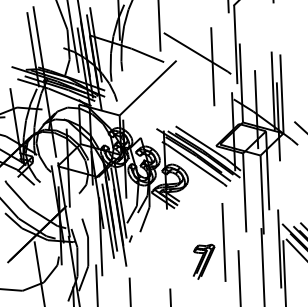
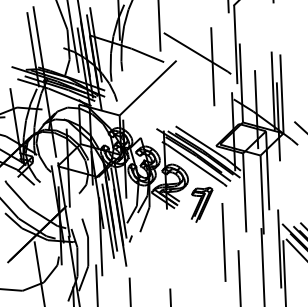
part position: (203, 261) -> (201, 204) (201, 204)
